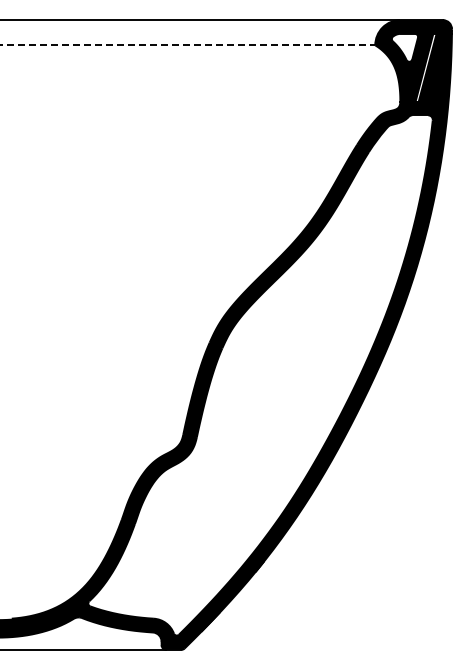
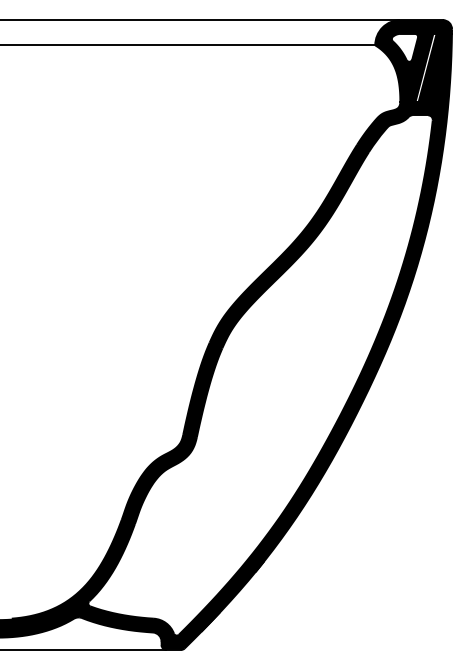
line: dashed -> solid (188, 45)
